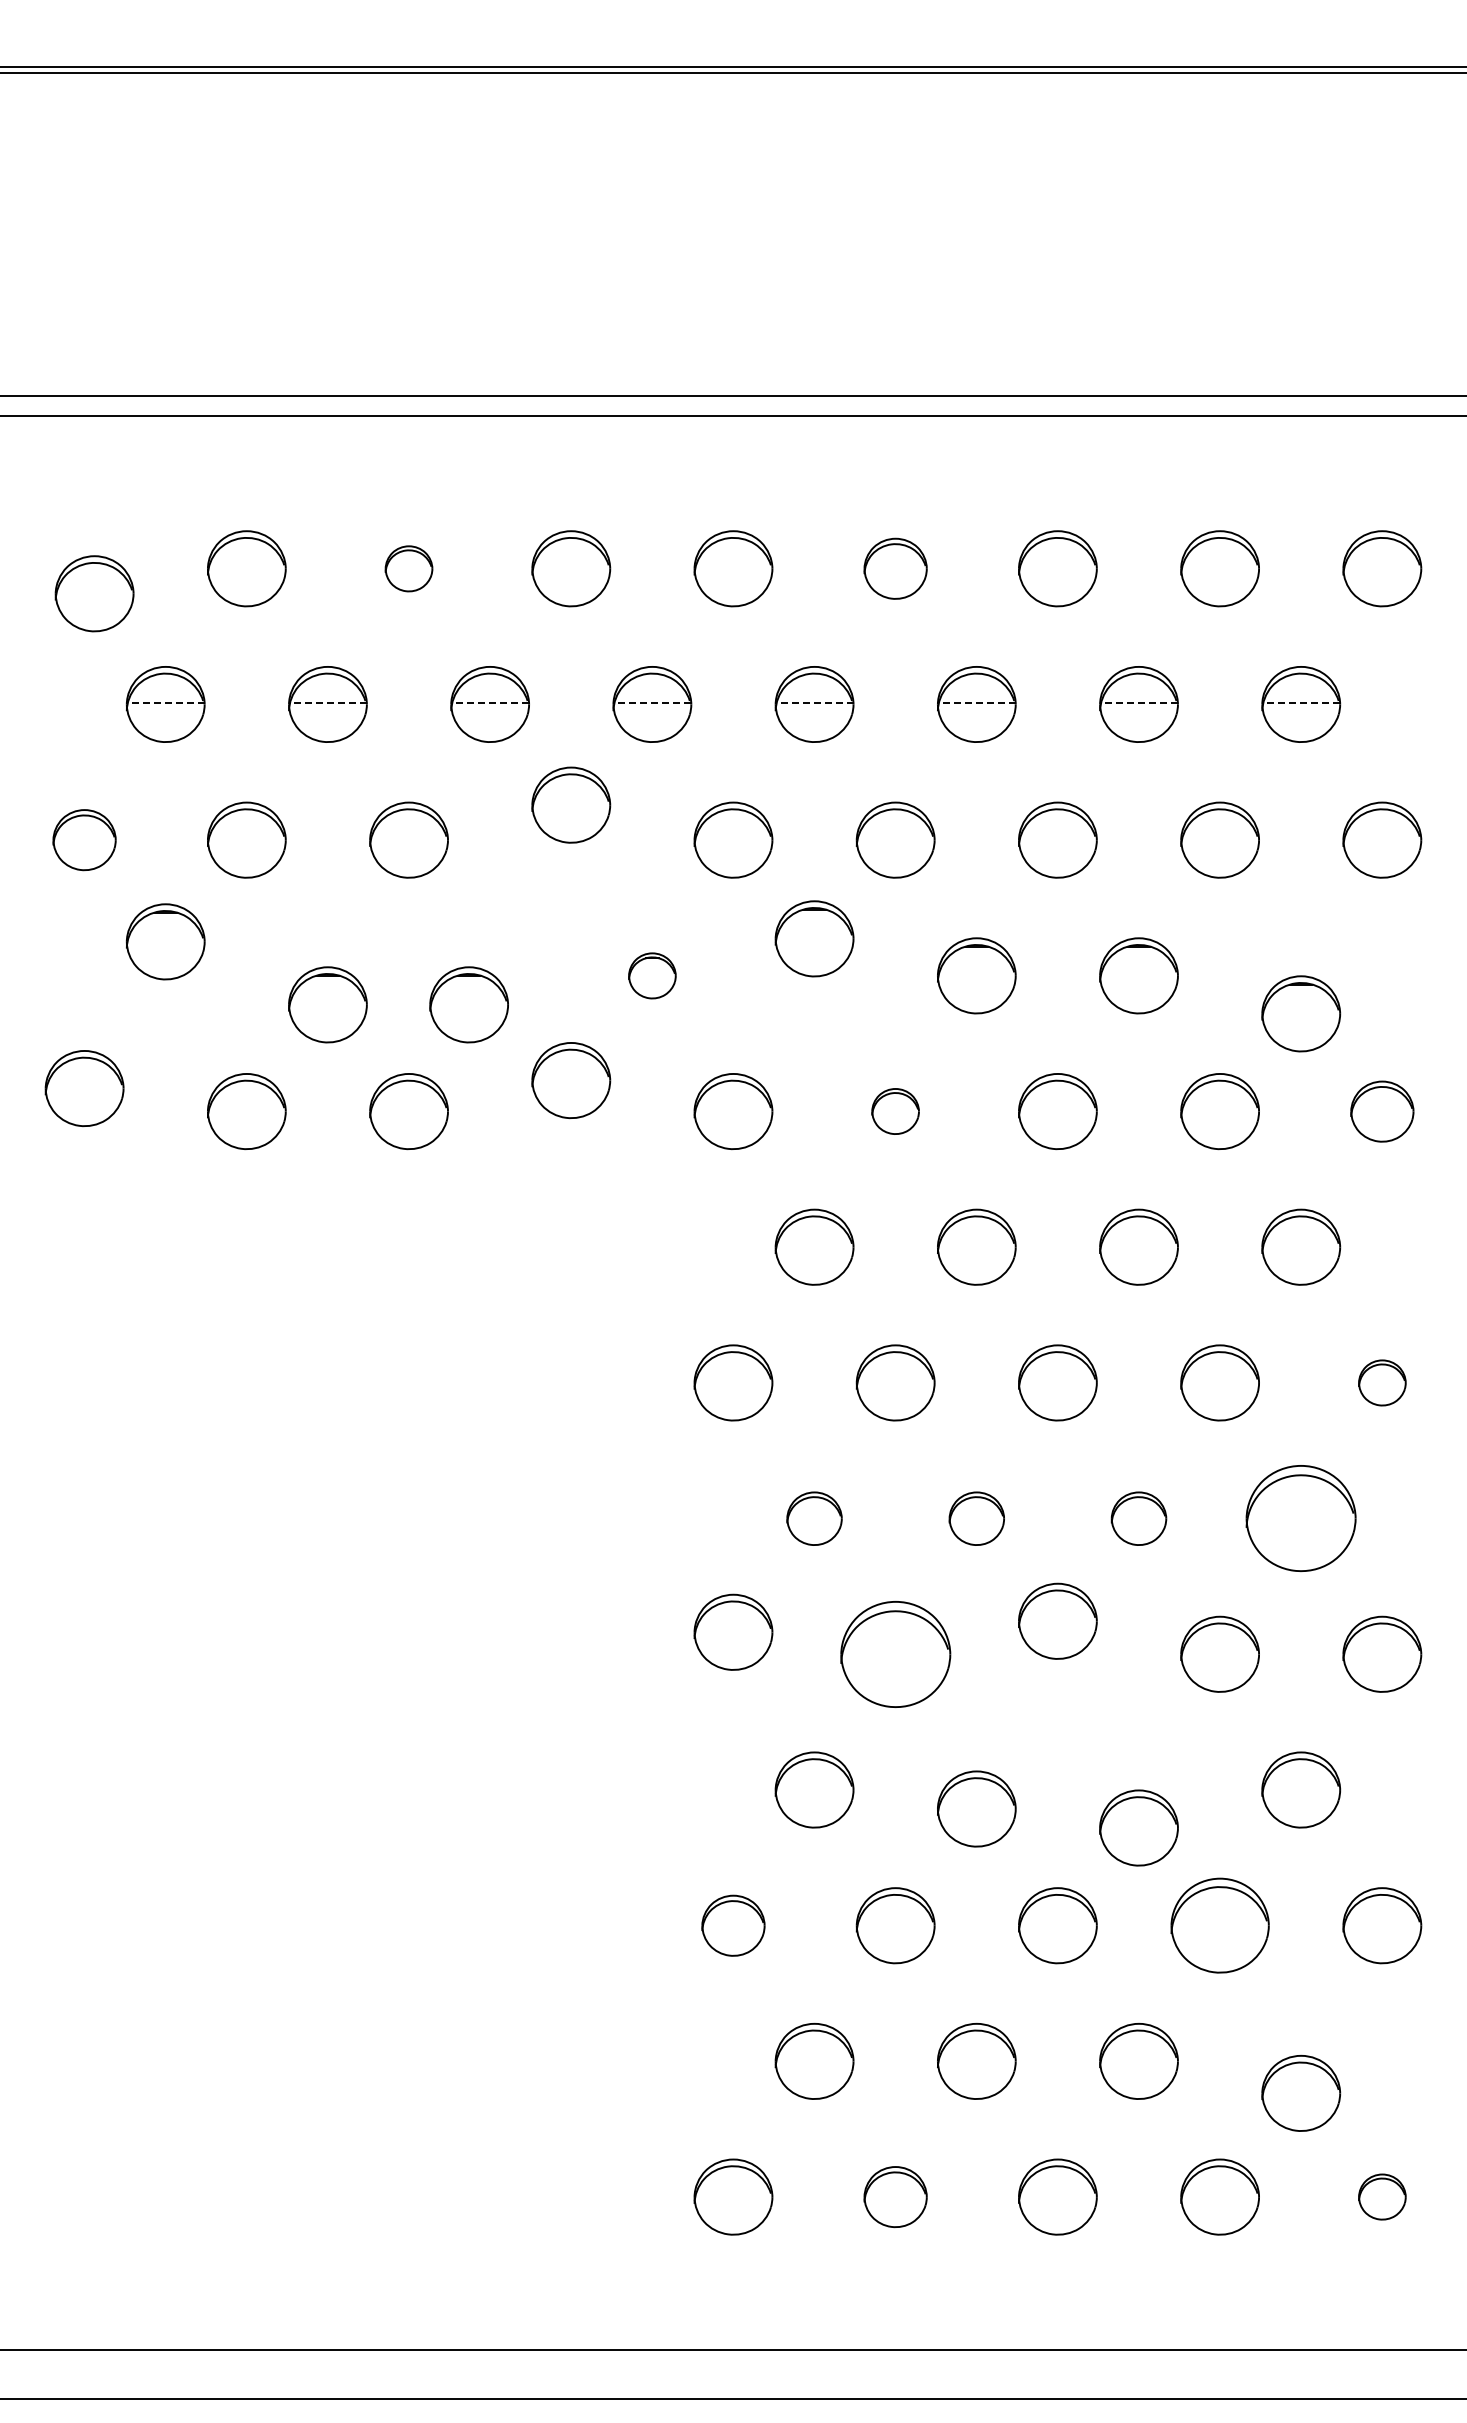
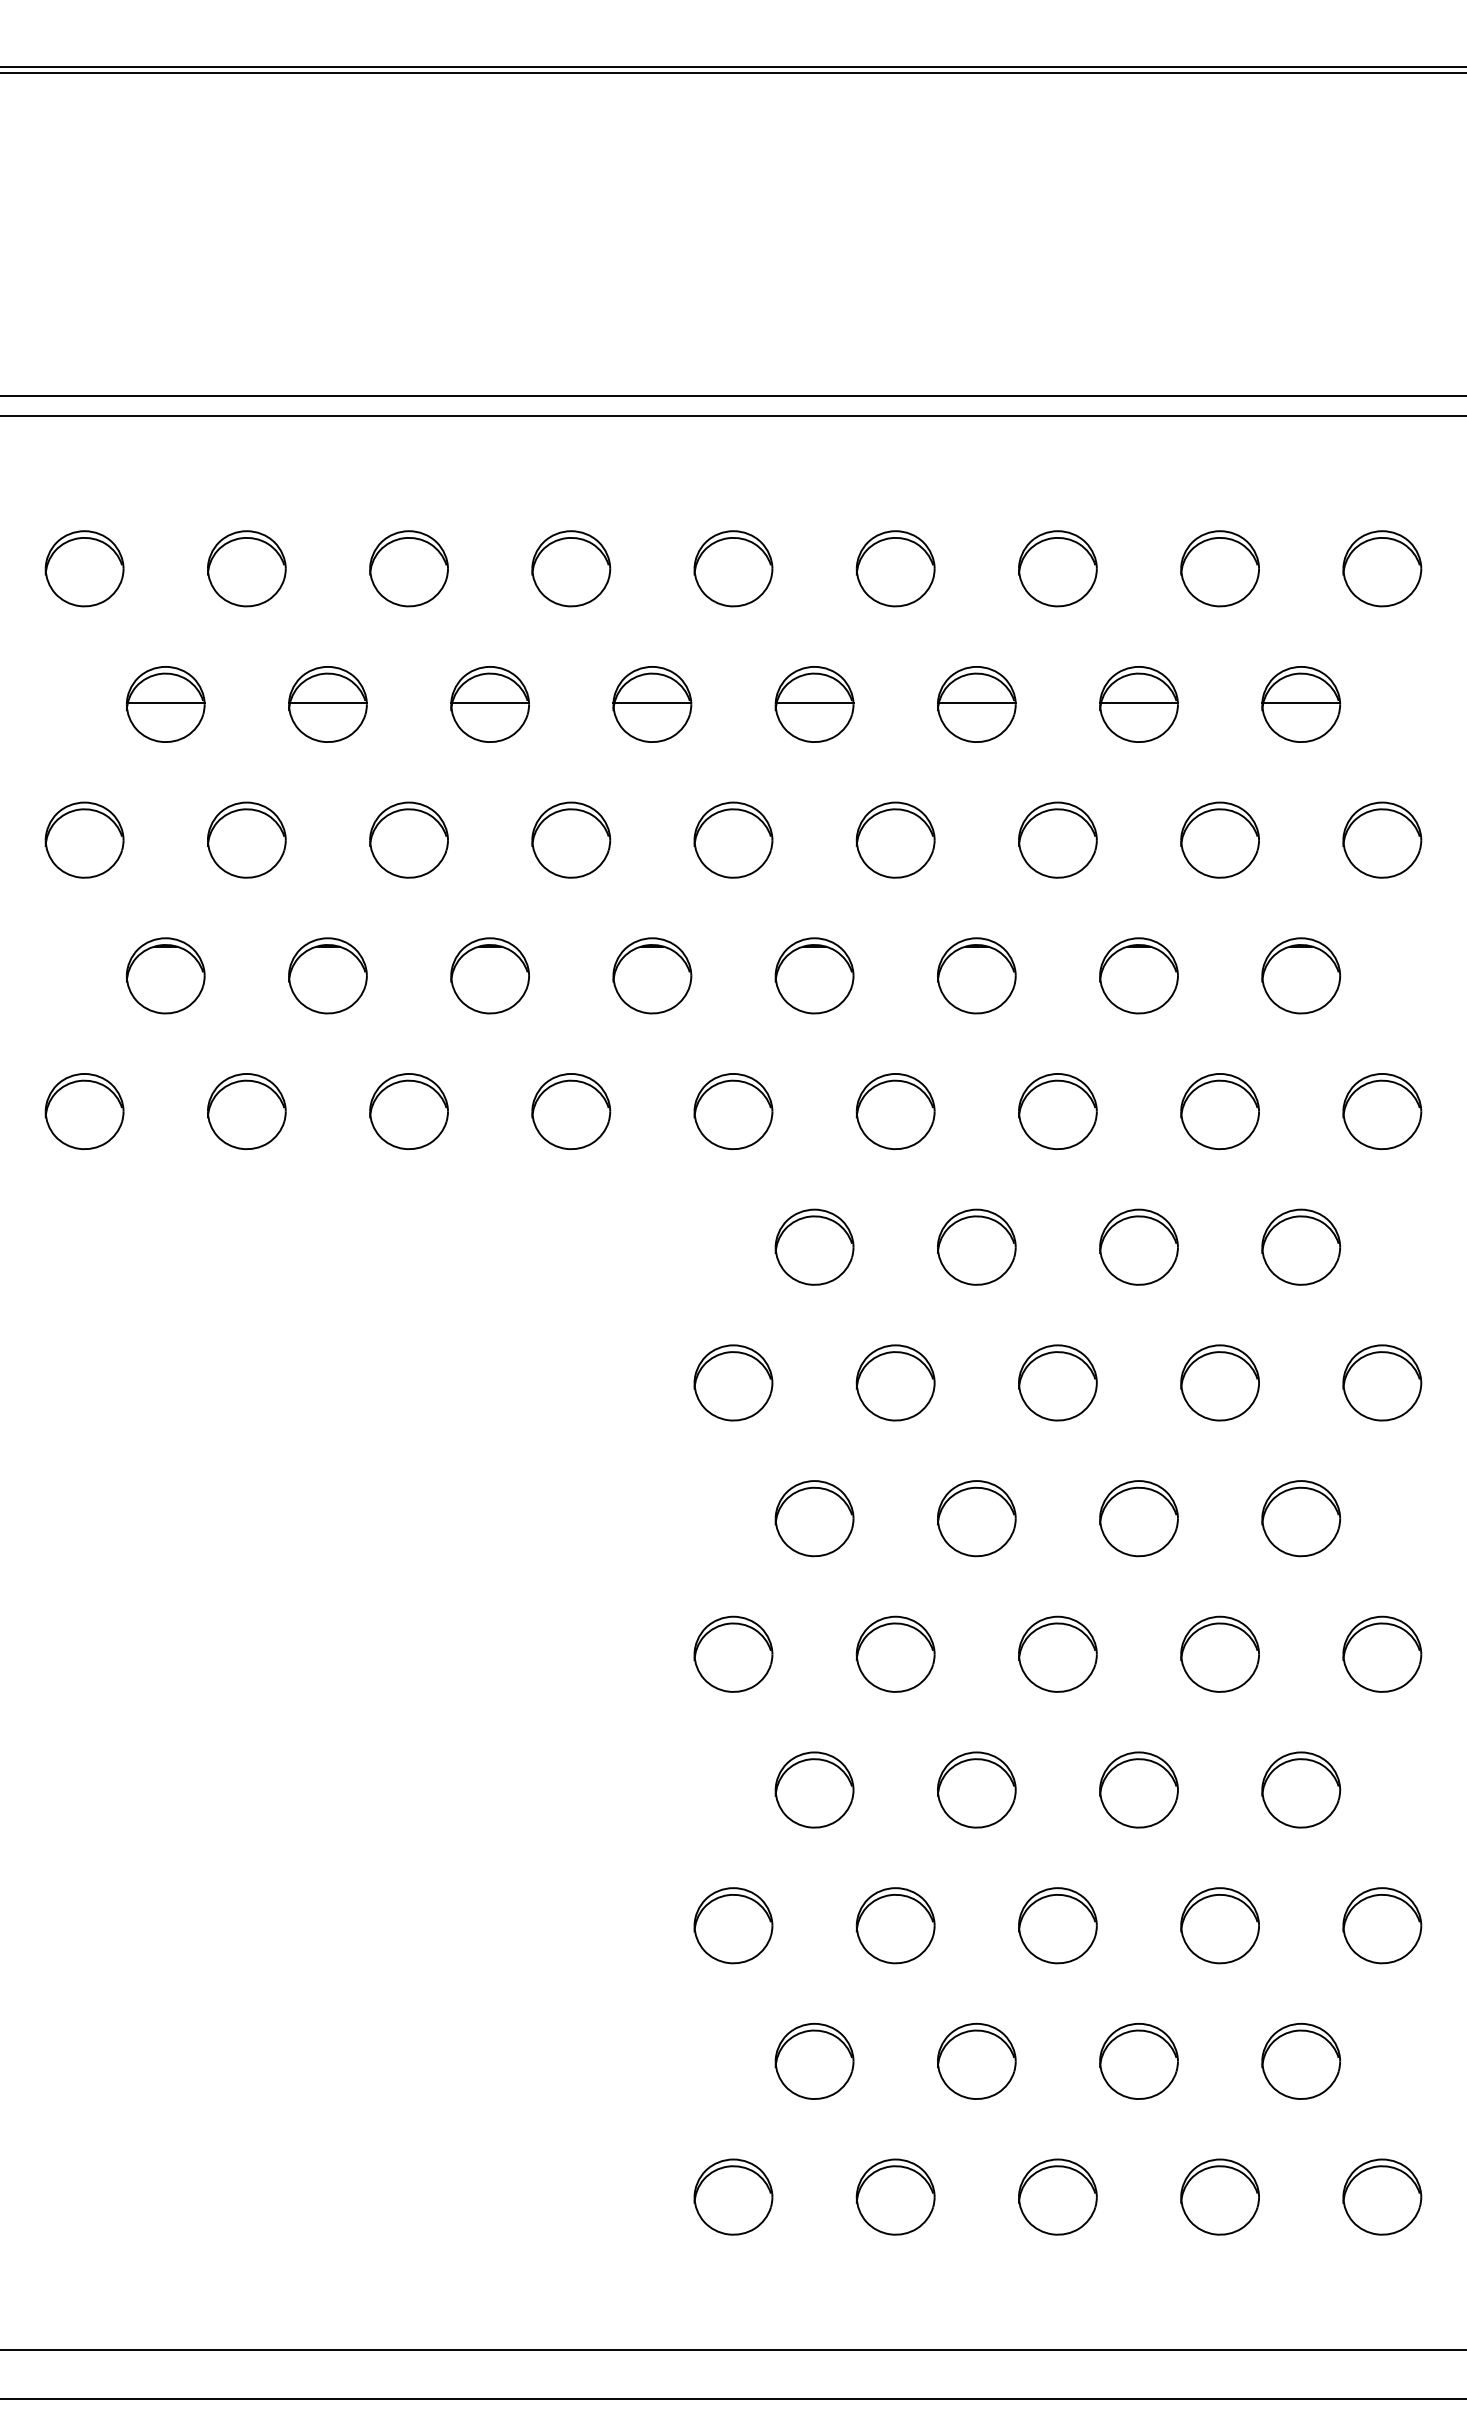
part size: 50x48 px -> 80x78 px (408, 568)
part size: 65x63 px -> 81x78 px (895, 568)
part position: (94, 593) -> (84, 568) (84, 568)
line: dashed -> solid (165, 703)
line: dashed -> solid (327, 703)
line: dashed -> solid (490, 703)
line: dashed -> solid (652, 703)
line: dashed -> solid (814, 703)
line: dashed -> solid (976, 703)
line: dashed -> solid (1139, 703)
line: dashed -> solid (1301, 703)
part position: (571, 804) -> (571, 839) (571, 839)
part size: 65x63 px -> 81x78 px (84, 839)
part position: (814, 938) -> (814, 975) (814, 975)
part position: (165, 941) -> (165, 975) (165, 975)
part size: 49x48 px -> 81x78 px (652, 975)
part position: (327, 1004) -> (327, 975) (327, 975)
part position: (468, 1004) -> (489, 975) (489, 975)
part position: (1301, 1013) -> (1301, 975) (1301, 975)
part position: (571, 1080) -> (571, 1111) (571, 1111)
part position: (84, 1088) -> (84, 1111) (84, 1111)
part size: 49x47 px -> 81x77 px (895, 1111)
part size: 65x63 px -> 81x78 px (1382, 1111)
part size: 49x48 px -> 81x78 px (1382, 1382)
part size: 57x55 px -> 81x78 px (814, 1518)
part size: 57x55 px -> 80x78 px (976, 1518)
part size: 58x55 px -> 80x78 px (1138, 1518)
part size: 112x107 px -> 81x78 px (1301, 1518)
part position: (1057, 1620) -> (1057, 1653) (1057, 1653)
part position: (733, 1631) -> (733, 1653) (733, 1653)
part size: 112x107 px -> 81x78 px (895, 1653)
part position: (976, 1808) -> (976, 1789) (976, 1789)
part position: (1138, 1827) -> (1138, 1789) (1138, 1789)
part size: 65x63 px -> 81x78 px (733, 1925)
part size: 100x97 px -> 80x78 px (1219, 1925)
part position: (1301, 2093) -> (1301, 2061) (1301, 2061)
part size: 49x48 px -> 81x78 px (1382, 2196)
part size: 65x63 px -> 81x78 px (895, 2196)
